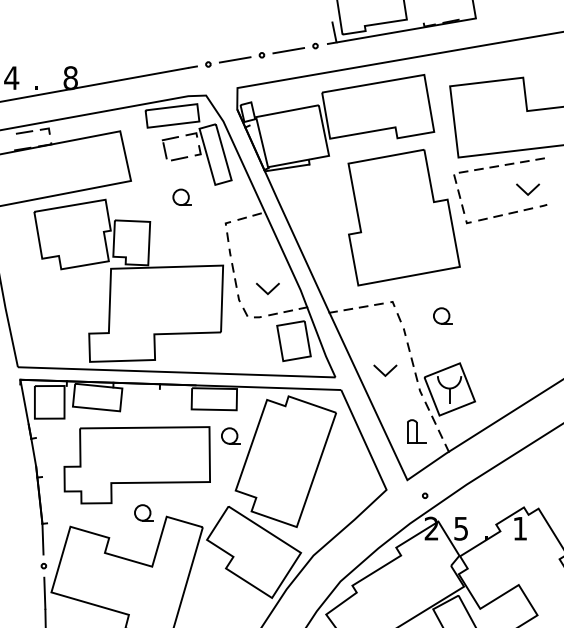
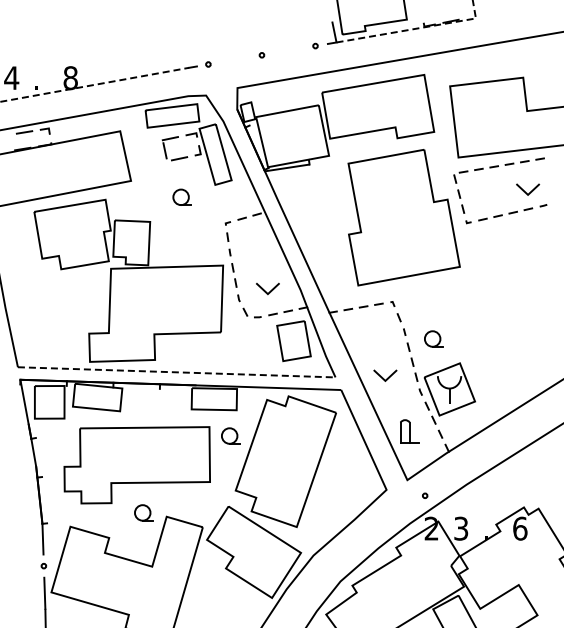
line: solid -> dashed (416, 28)
line: present -> none (288, 50)
line: present -> none (234, 59)
line: solid -> dashed (94, 84)
part position: (442, 315) -> (433, 338) (433, 338)
line: solid -> dashed (176, 372)
line position: (383, 372) -> (383, 377) (383, 377)
part position: (416, 431) -> (409, 431) (409, 431)
text: 5 -> 3 (461, 528)
text: 1 -> 6 (520, 528)
